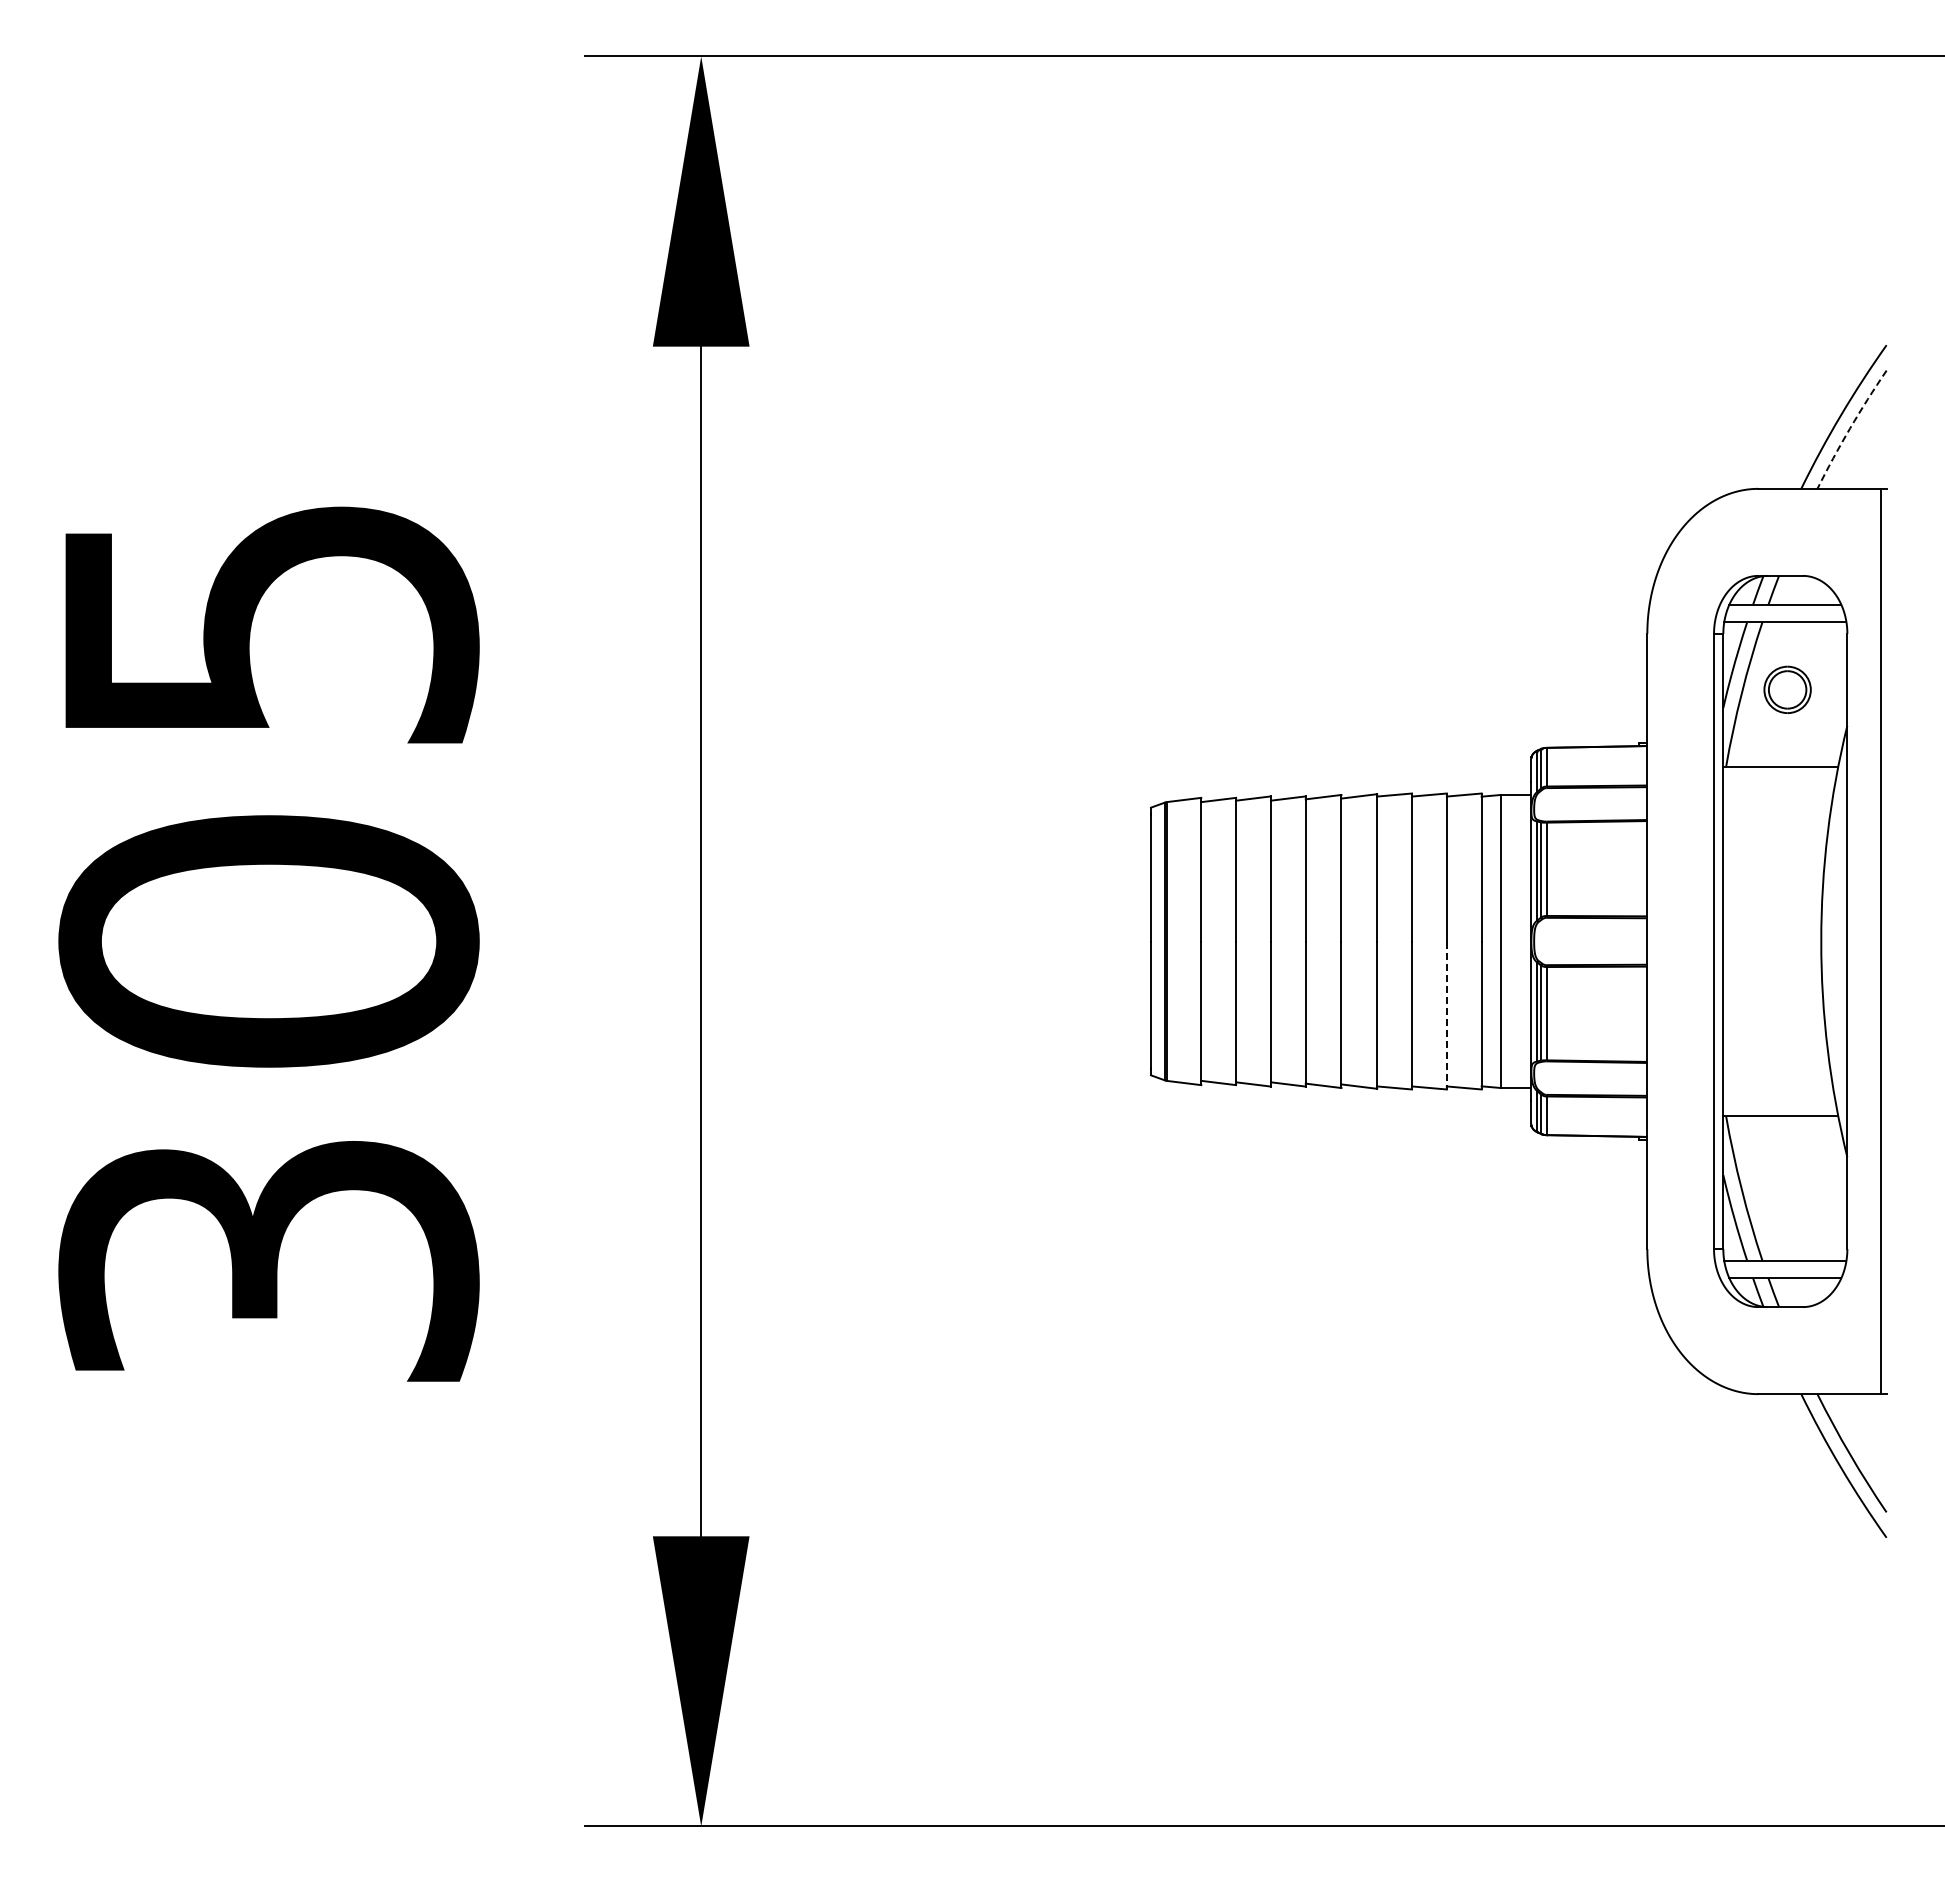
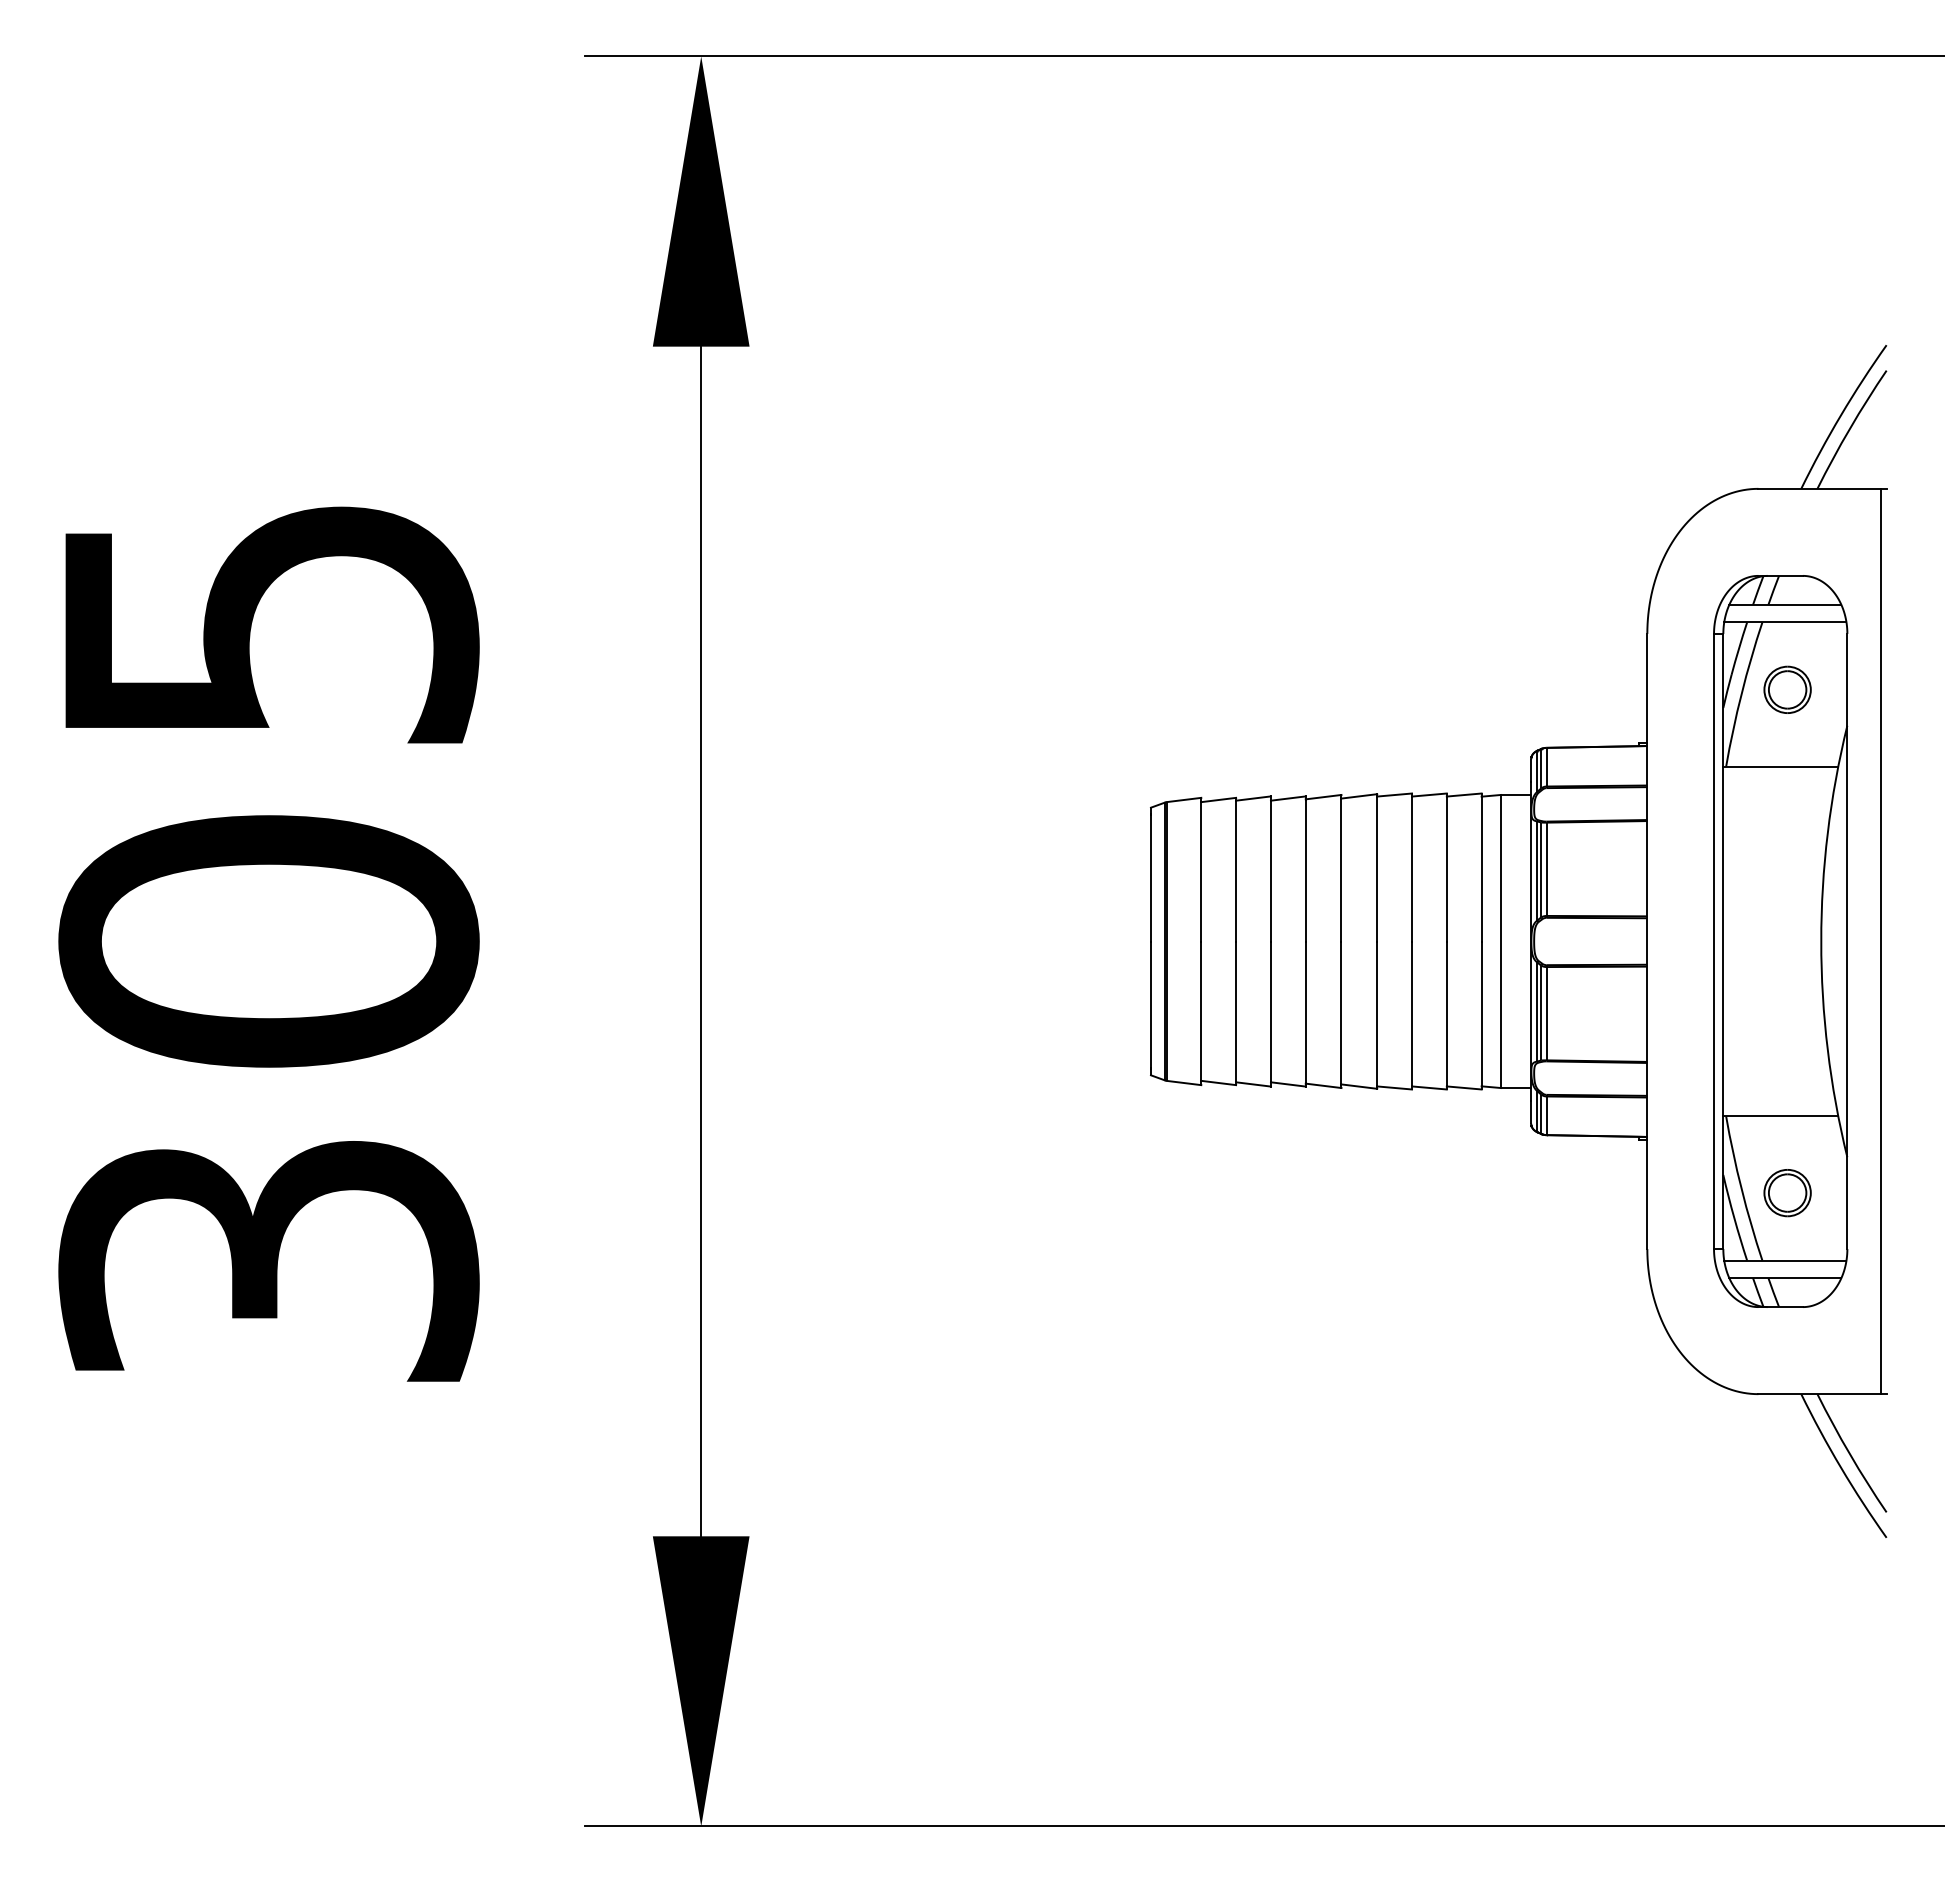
arc: dashed -> solid (1850, 428)
line: dashed -> solid (1446, 1014)
part: none -> present (1787, 1193)
